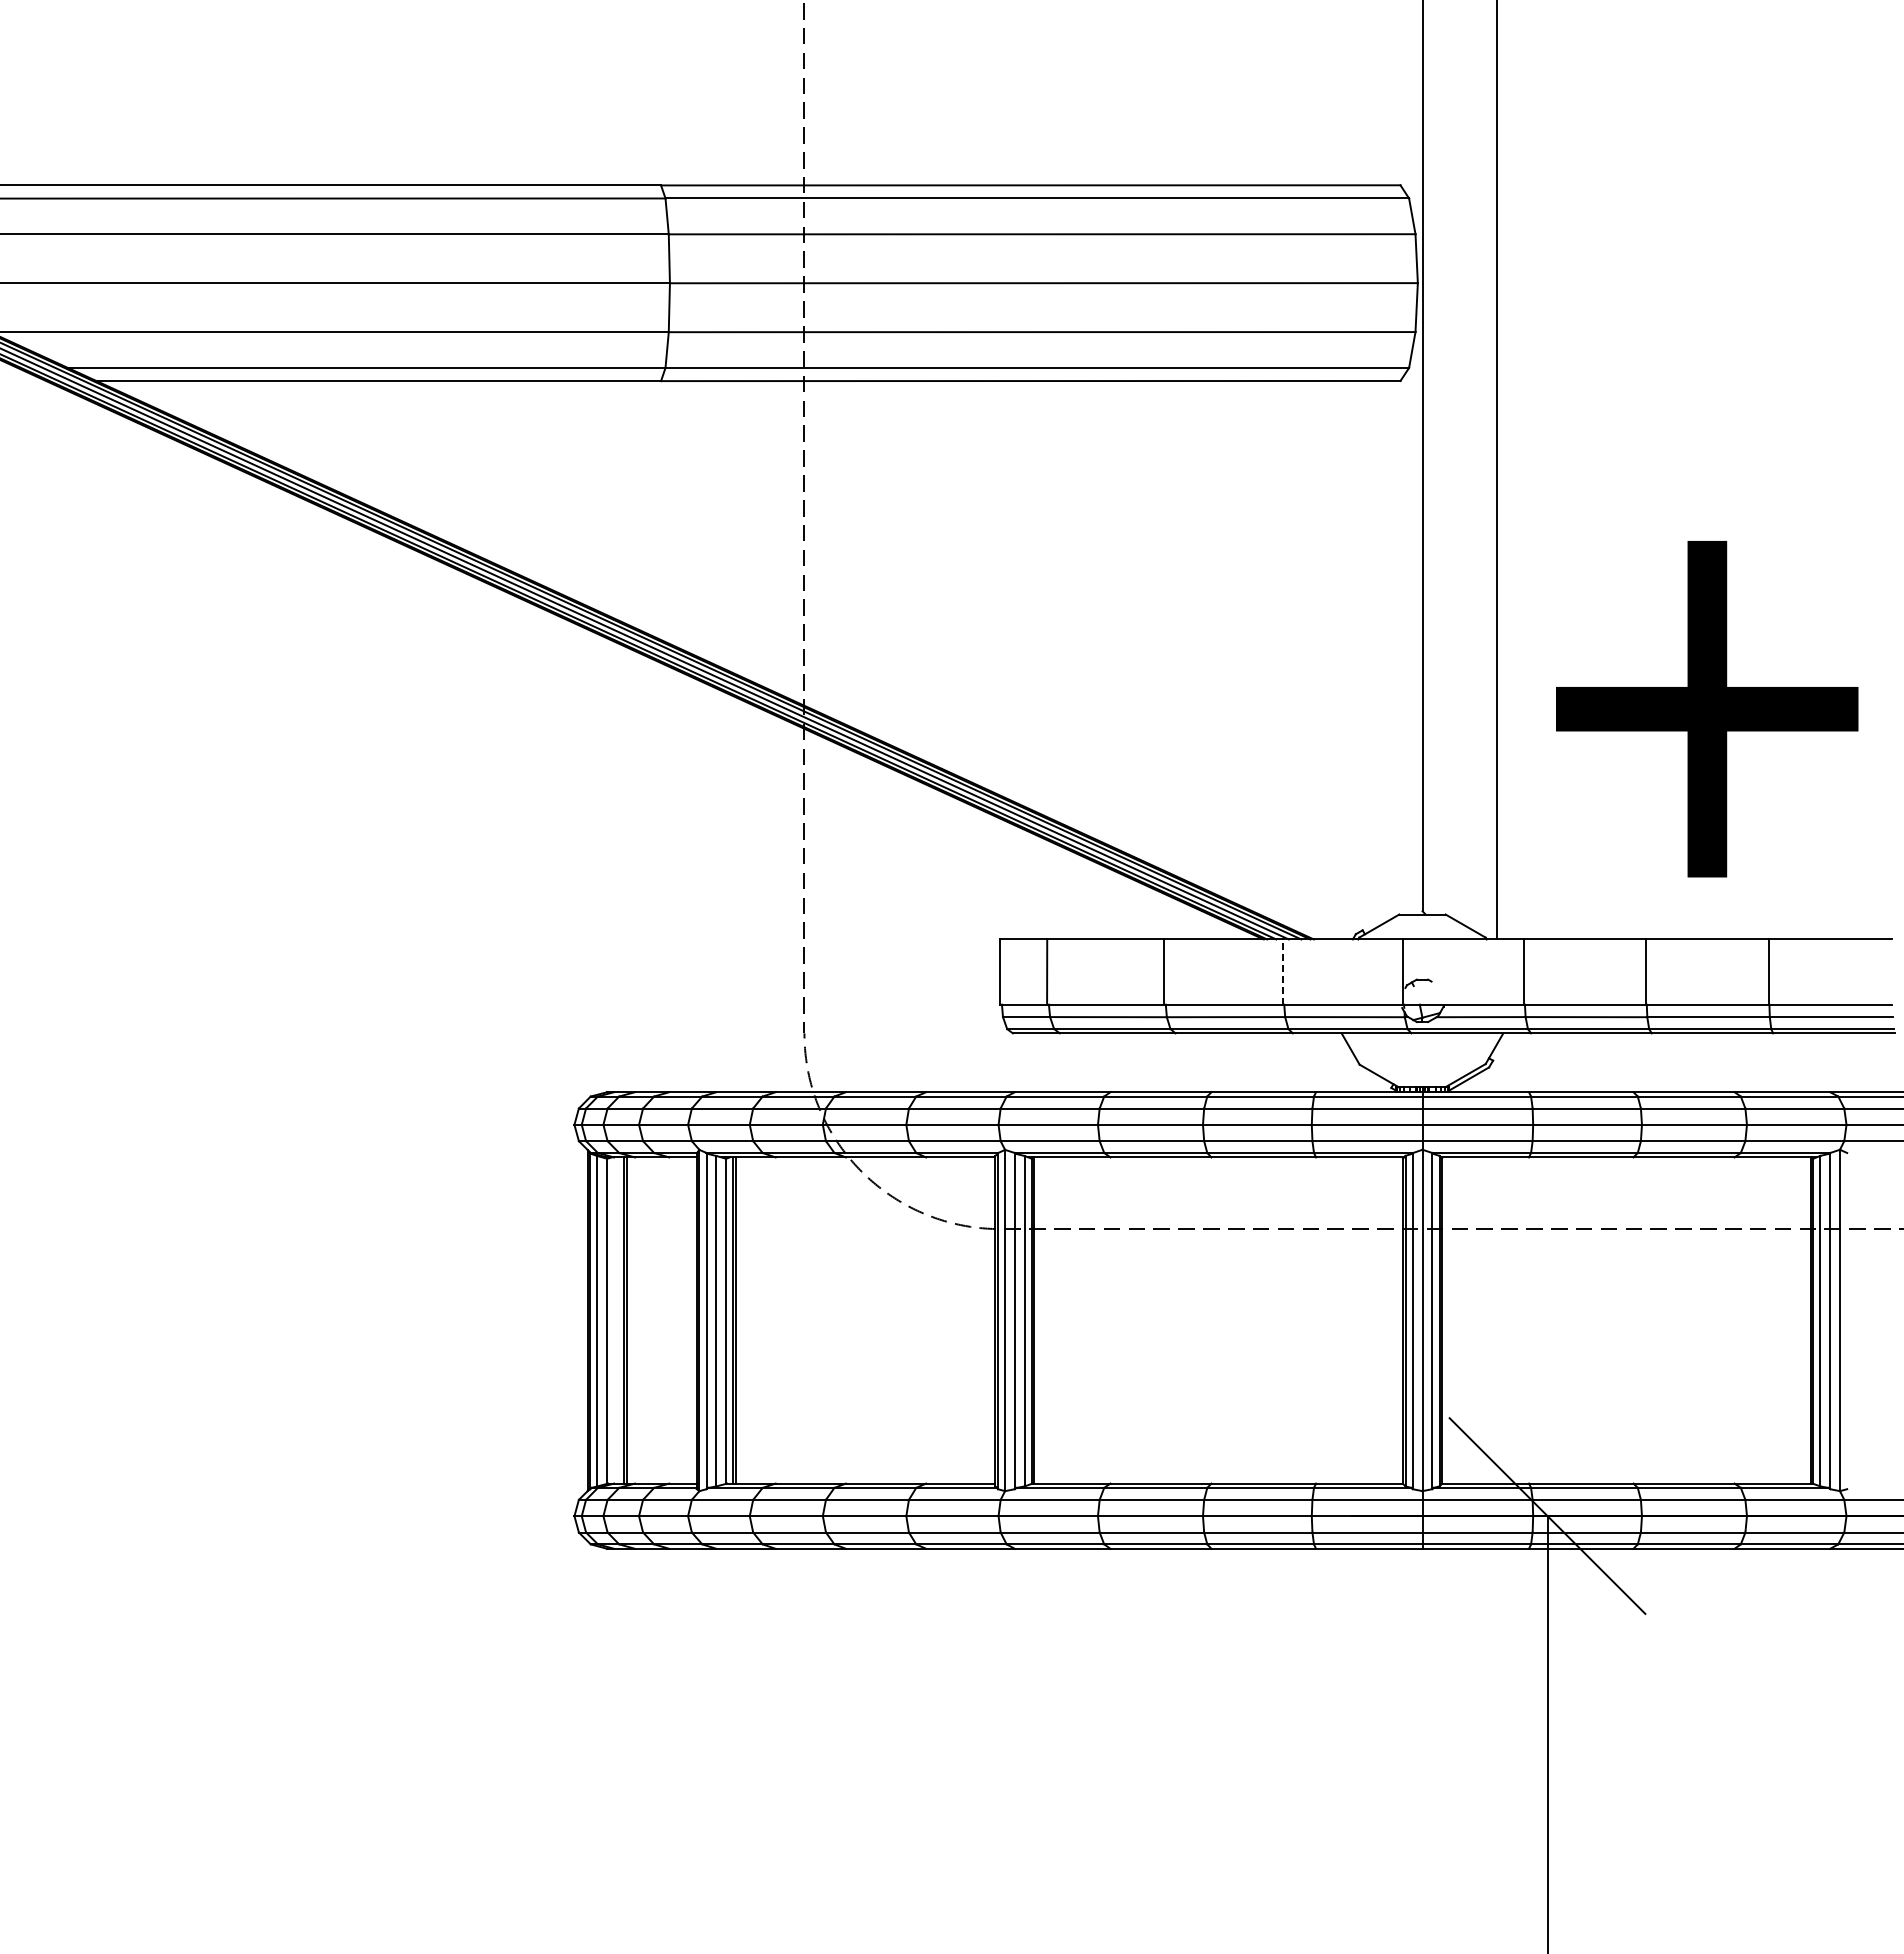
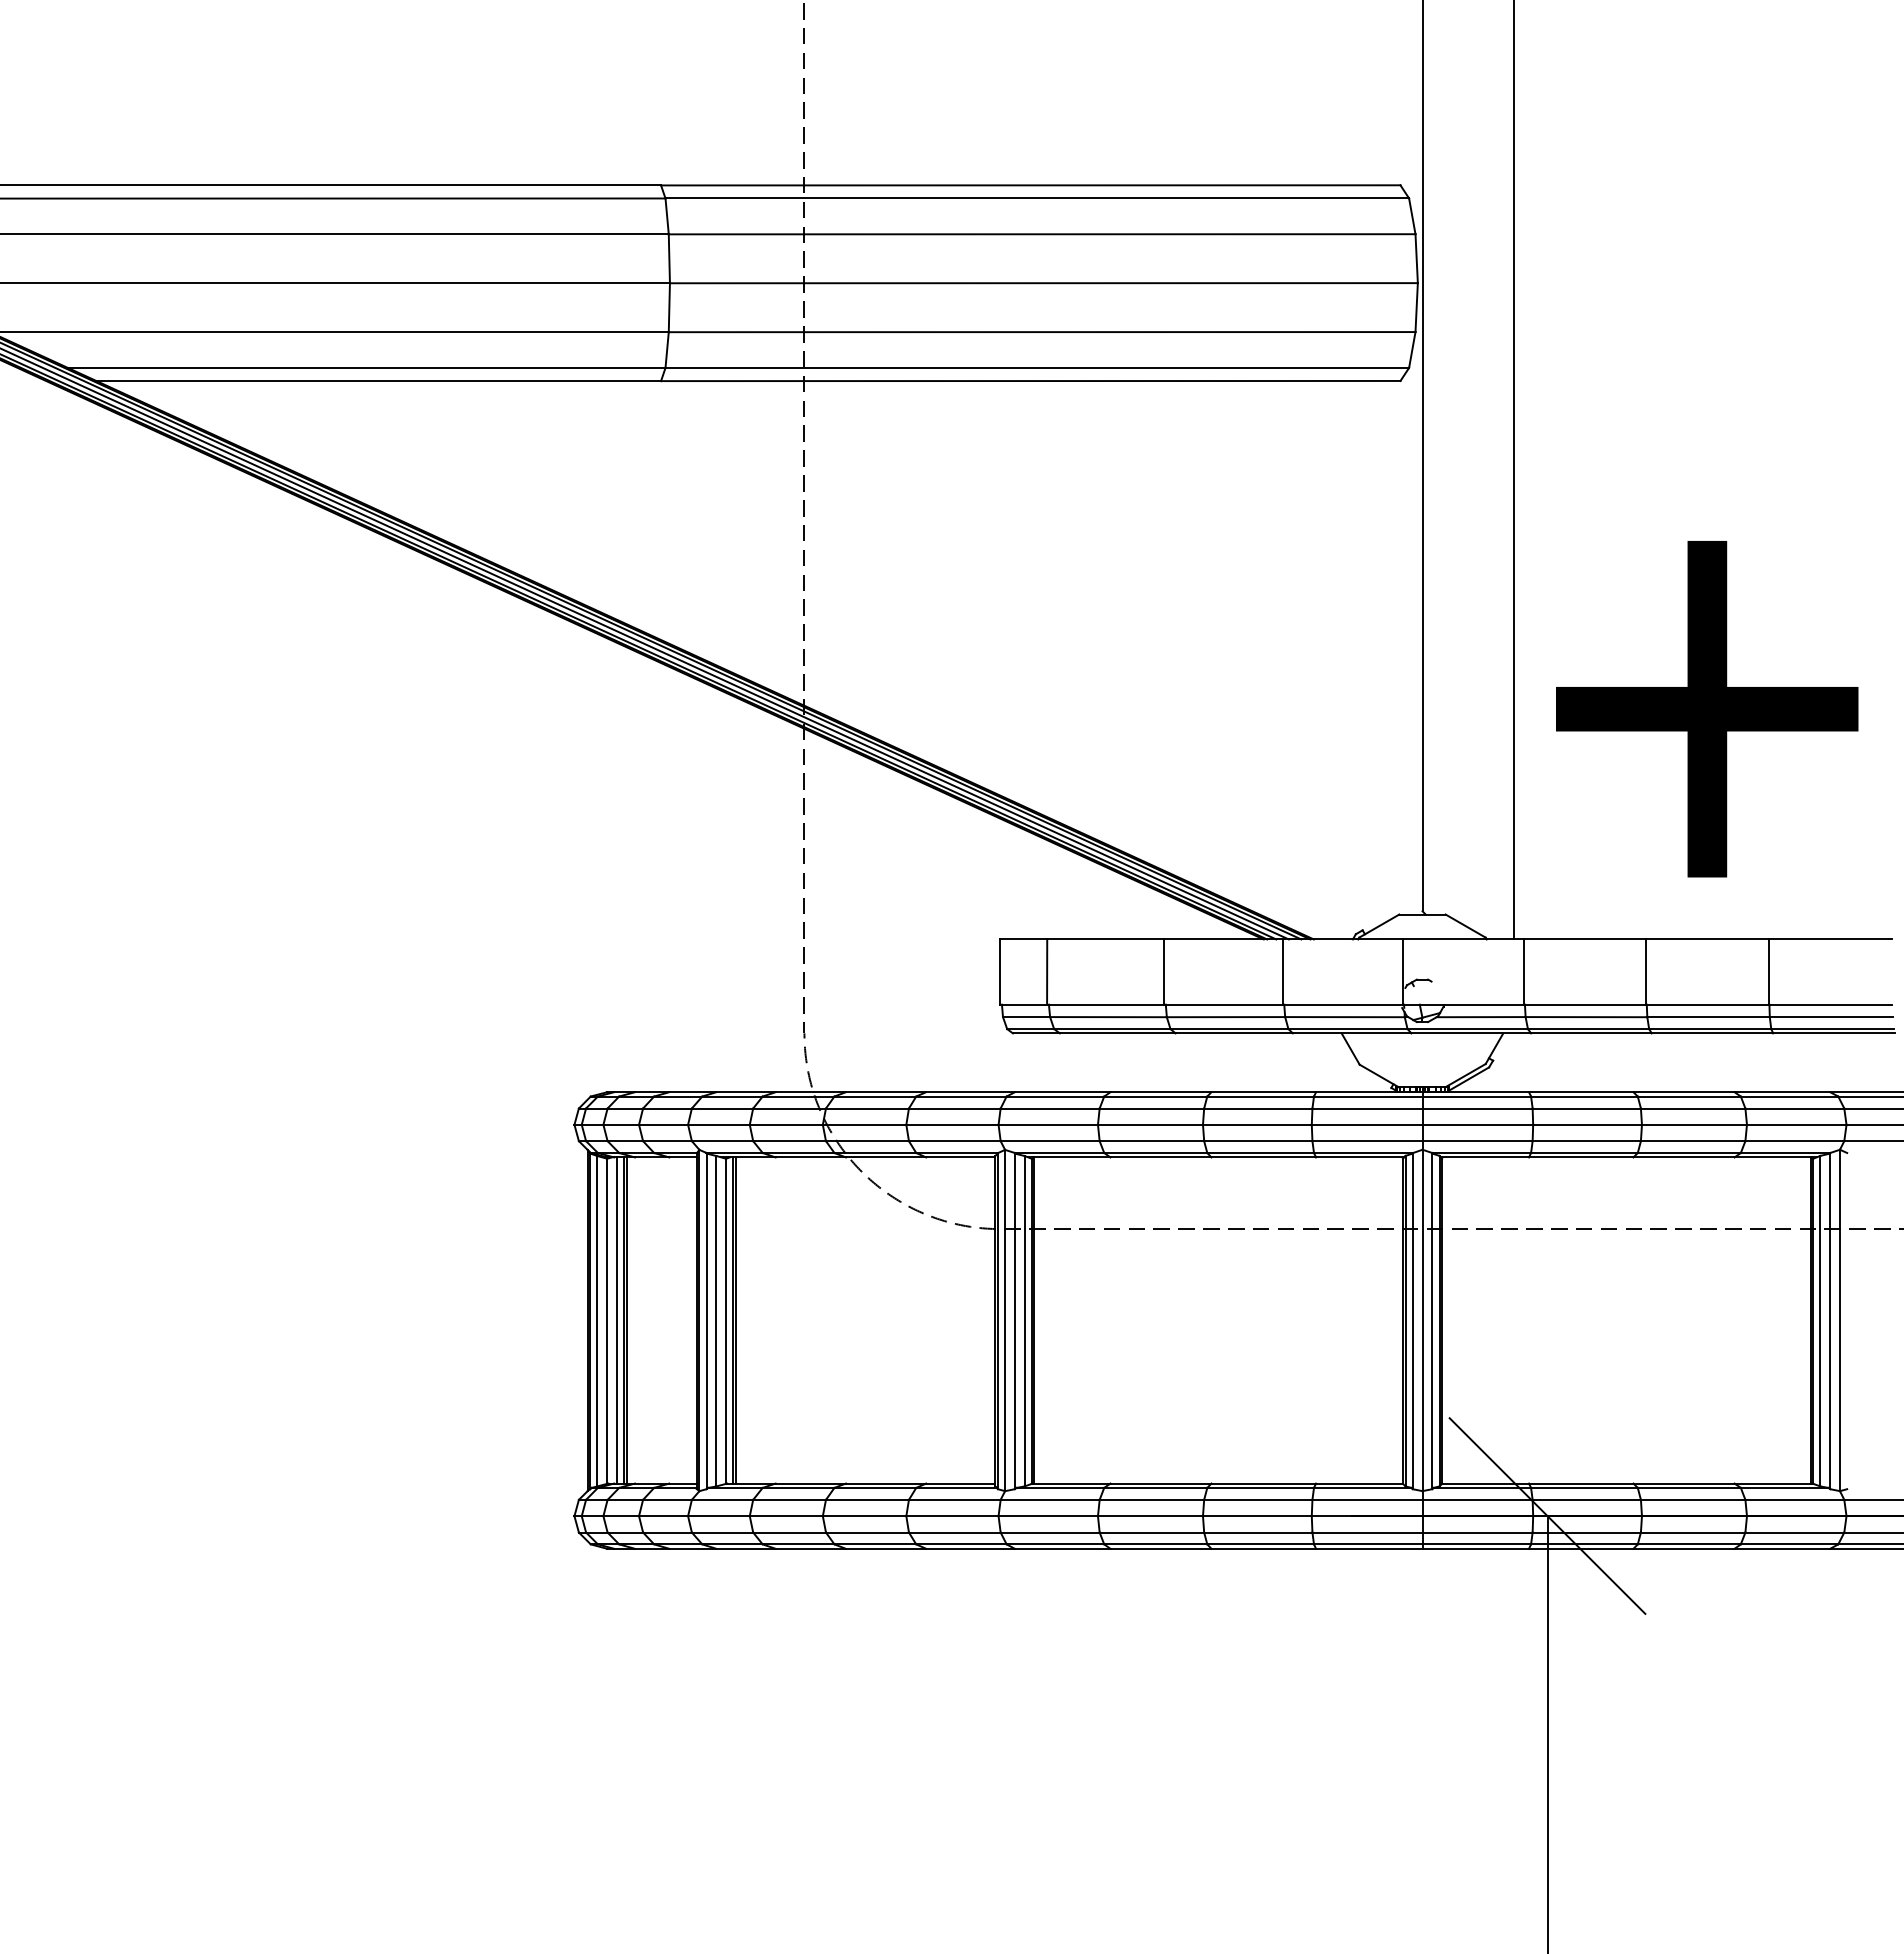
line position: (1496, 470) -> (1513, 470) (1513, 470)
line: dashed -> solid (1282, 972)
line: none -> present (616, 1320)
